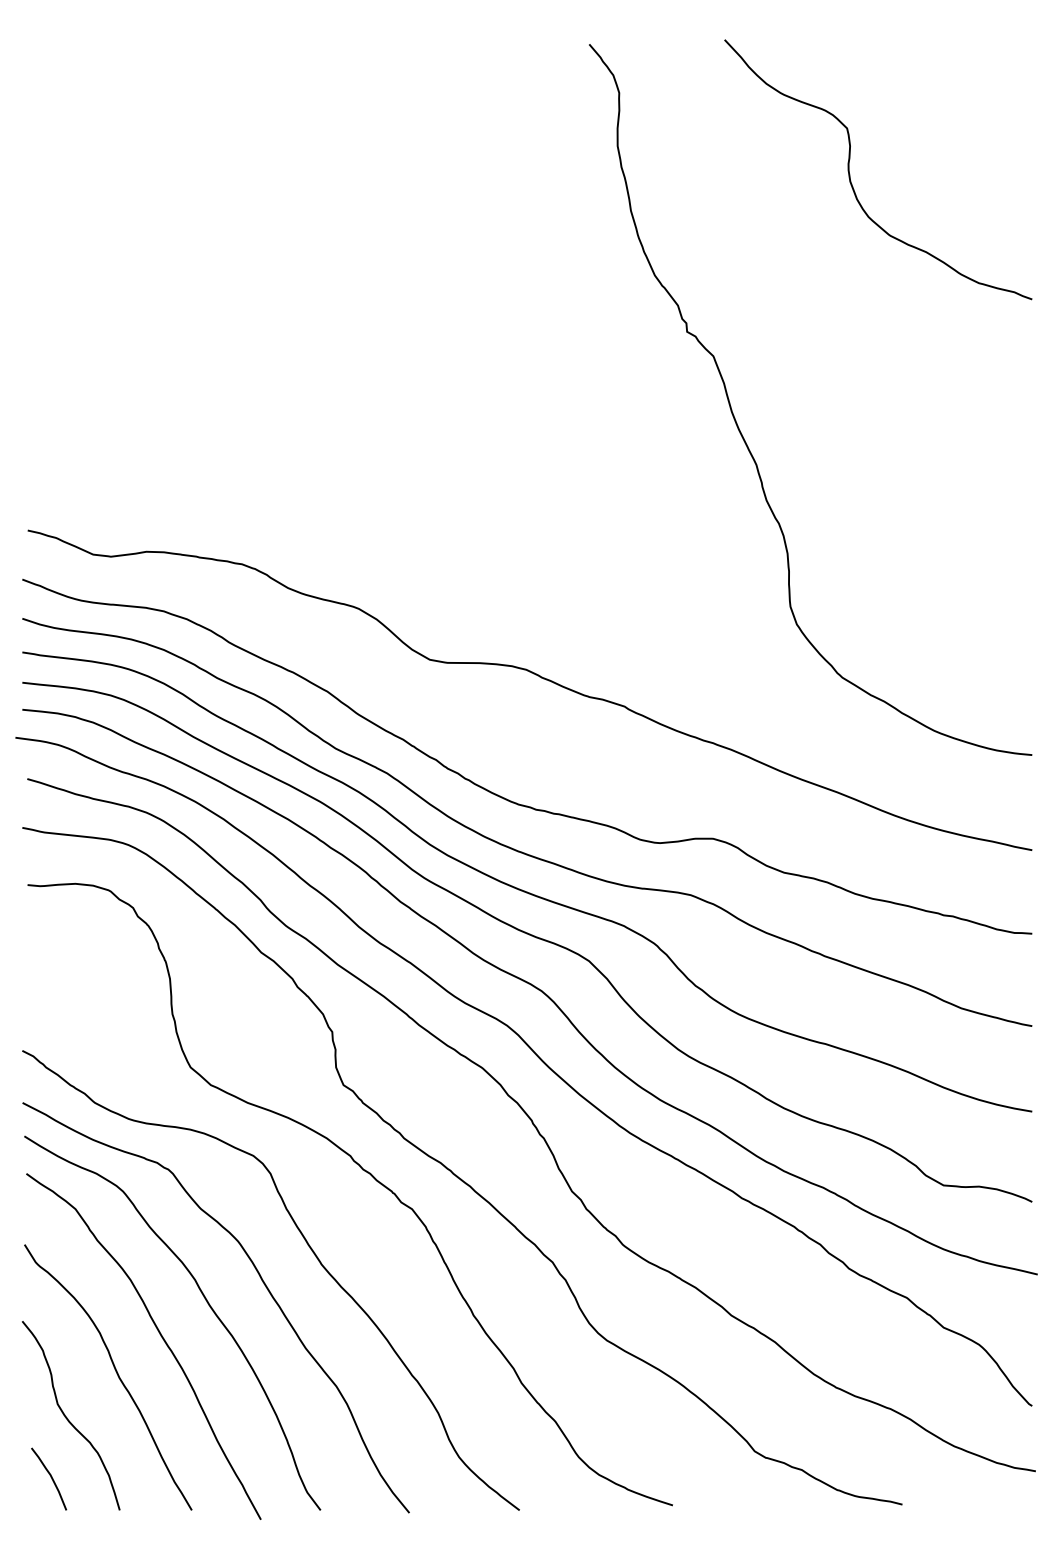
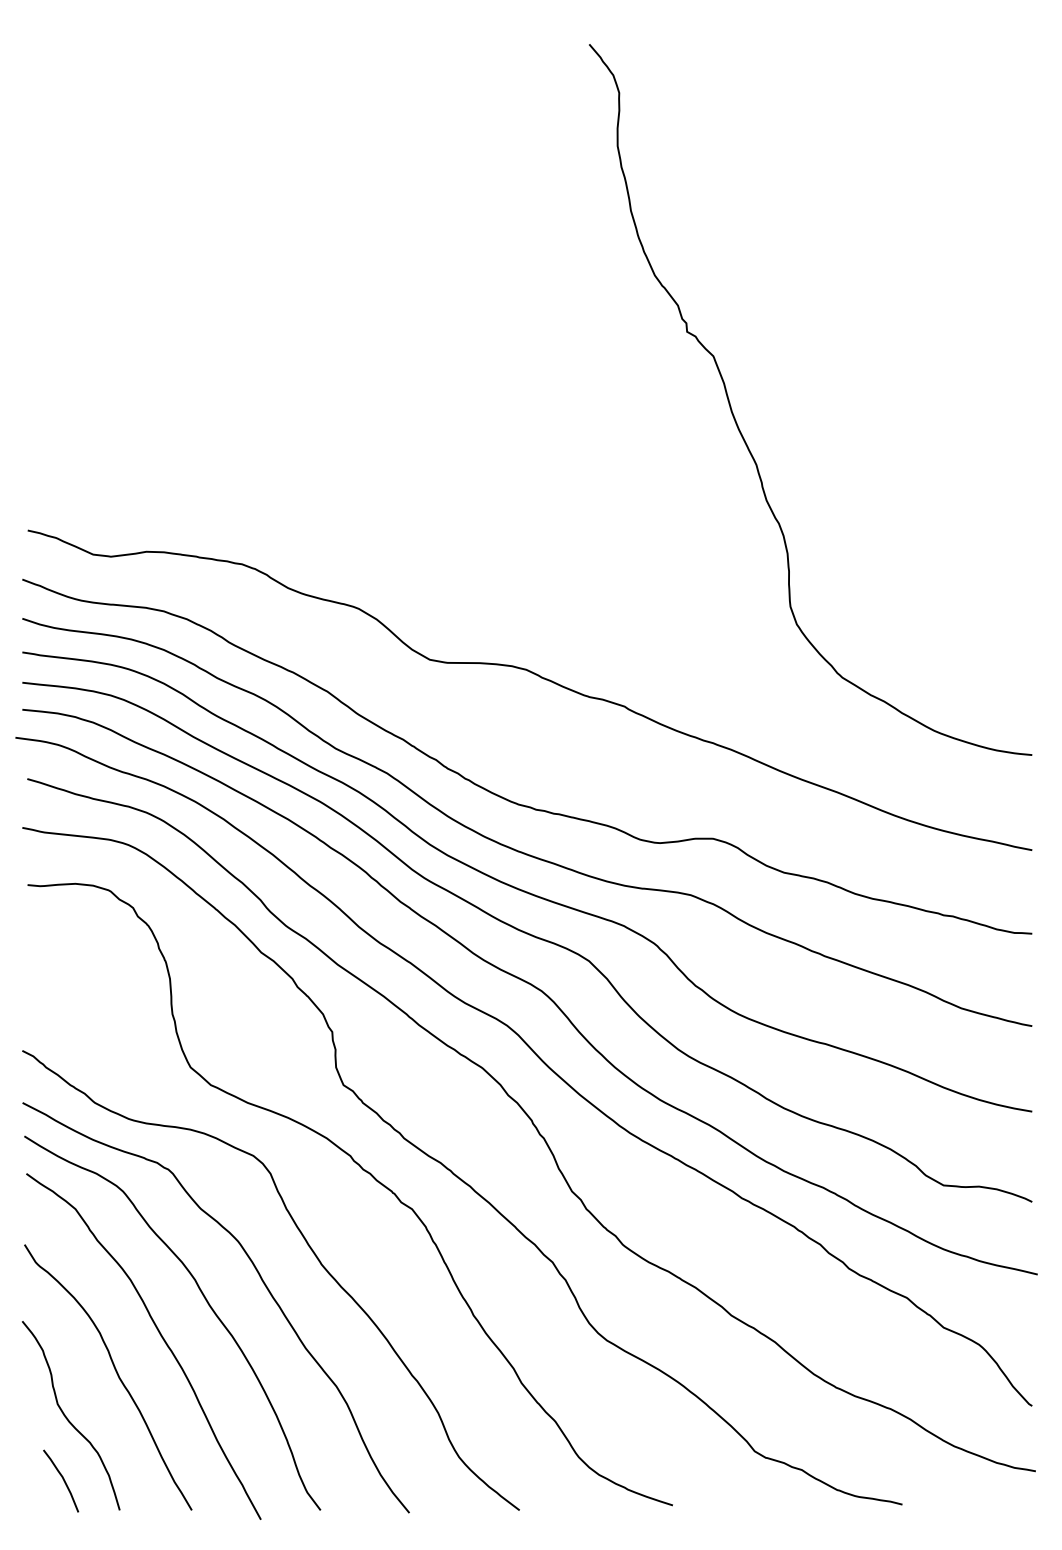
curve: present -> none (850, 174)
curve position: (50, 1477) -> (62, 1479) (62, 1479)
